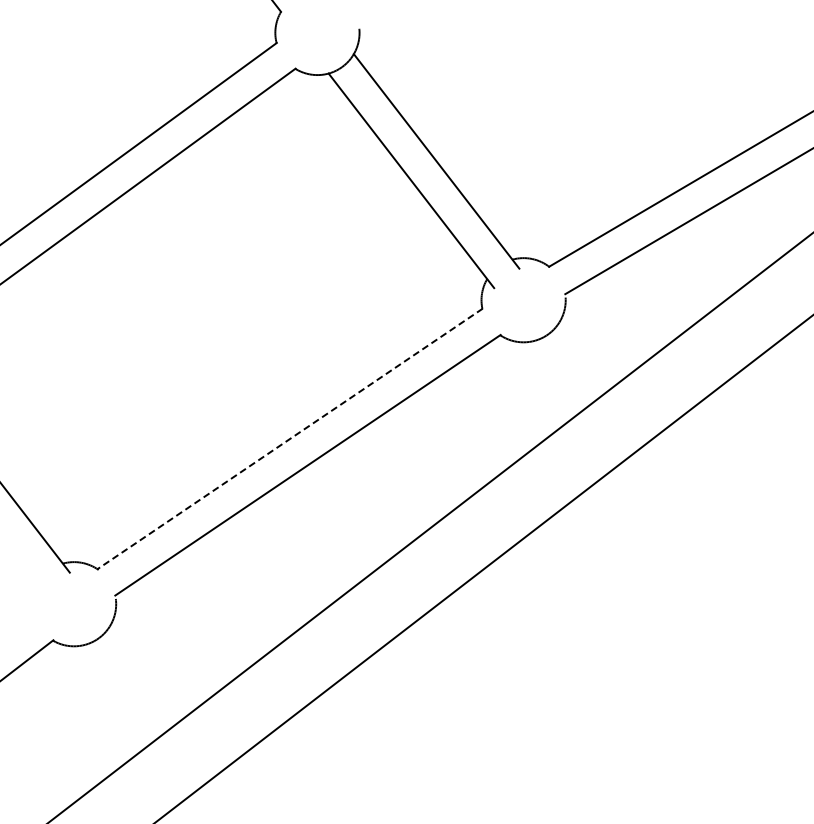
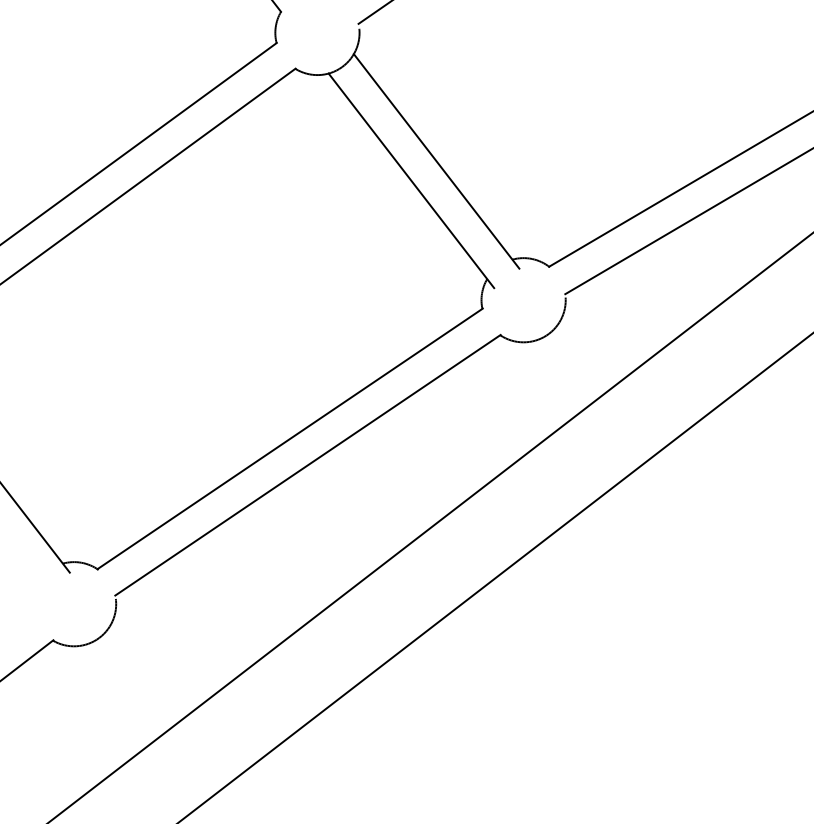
line: none -> present (373, 12)
line: dashed -> solid (290, 438)
line position: (483, 568) -> (495, 577) (495, 577)
